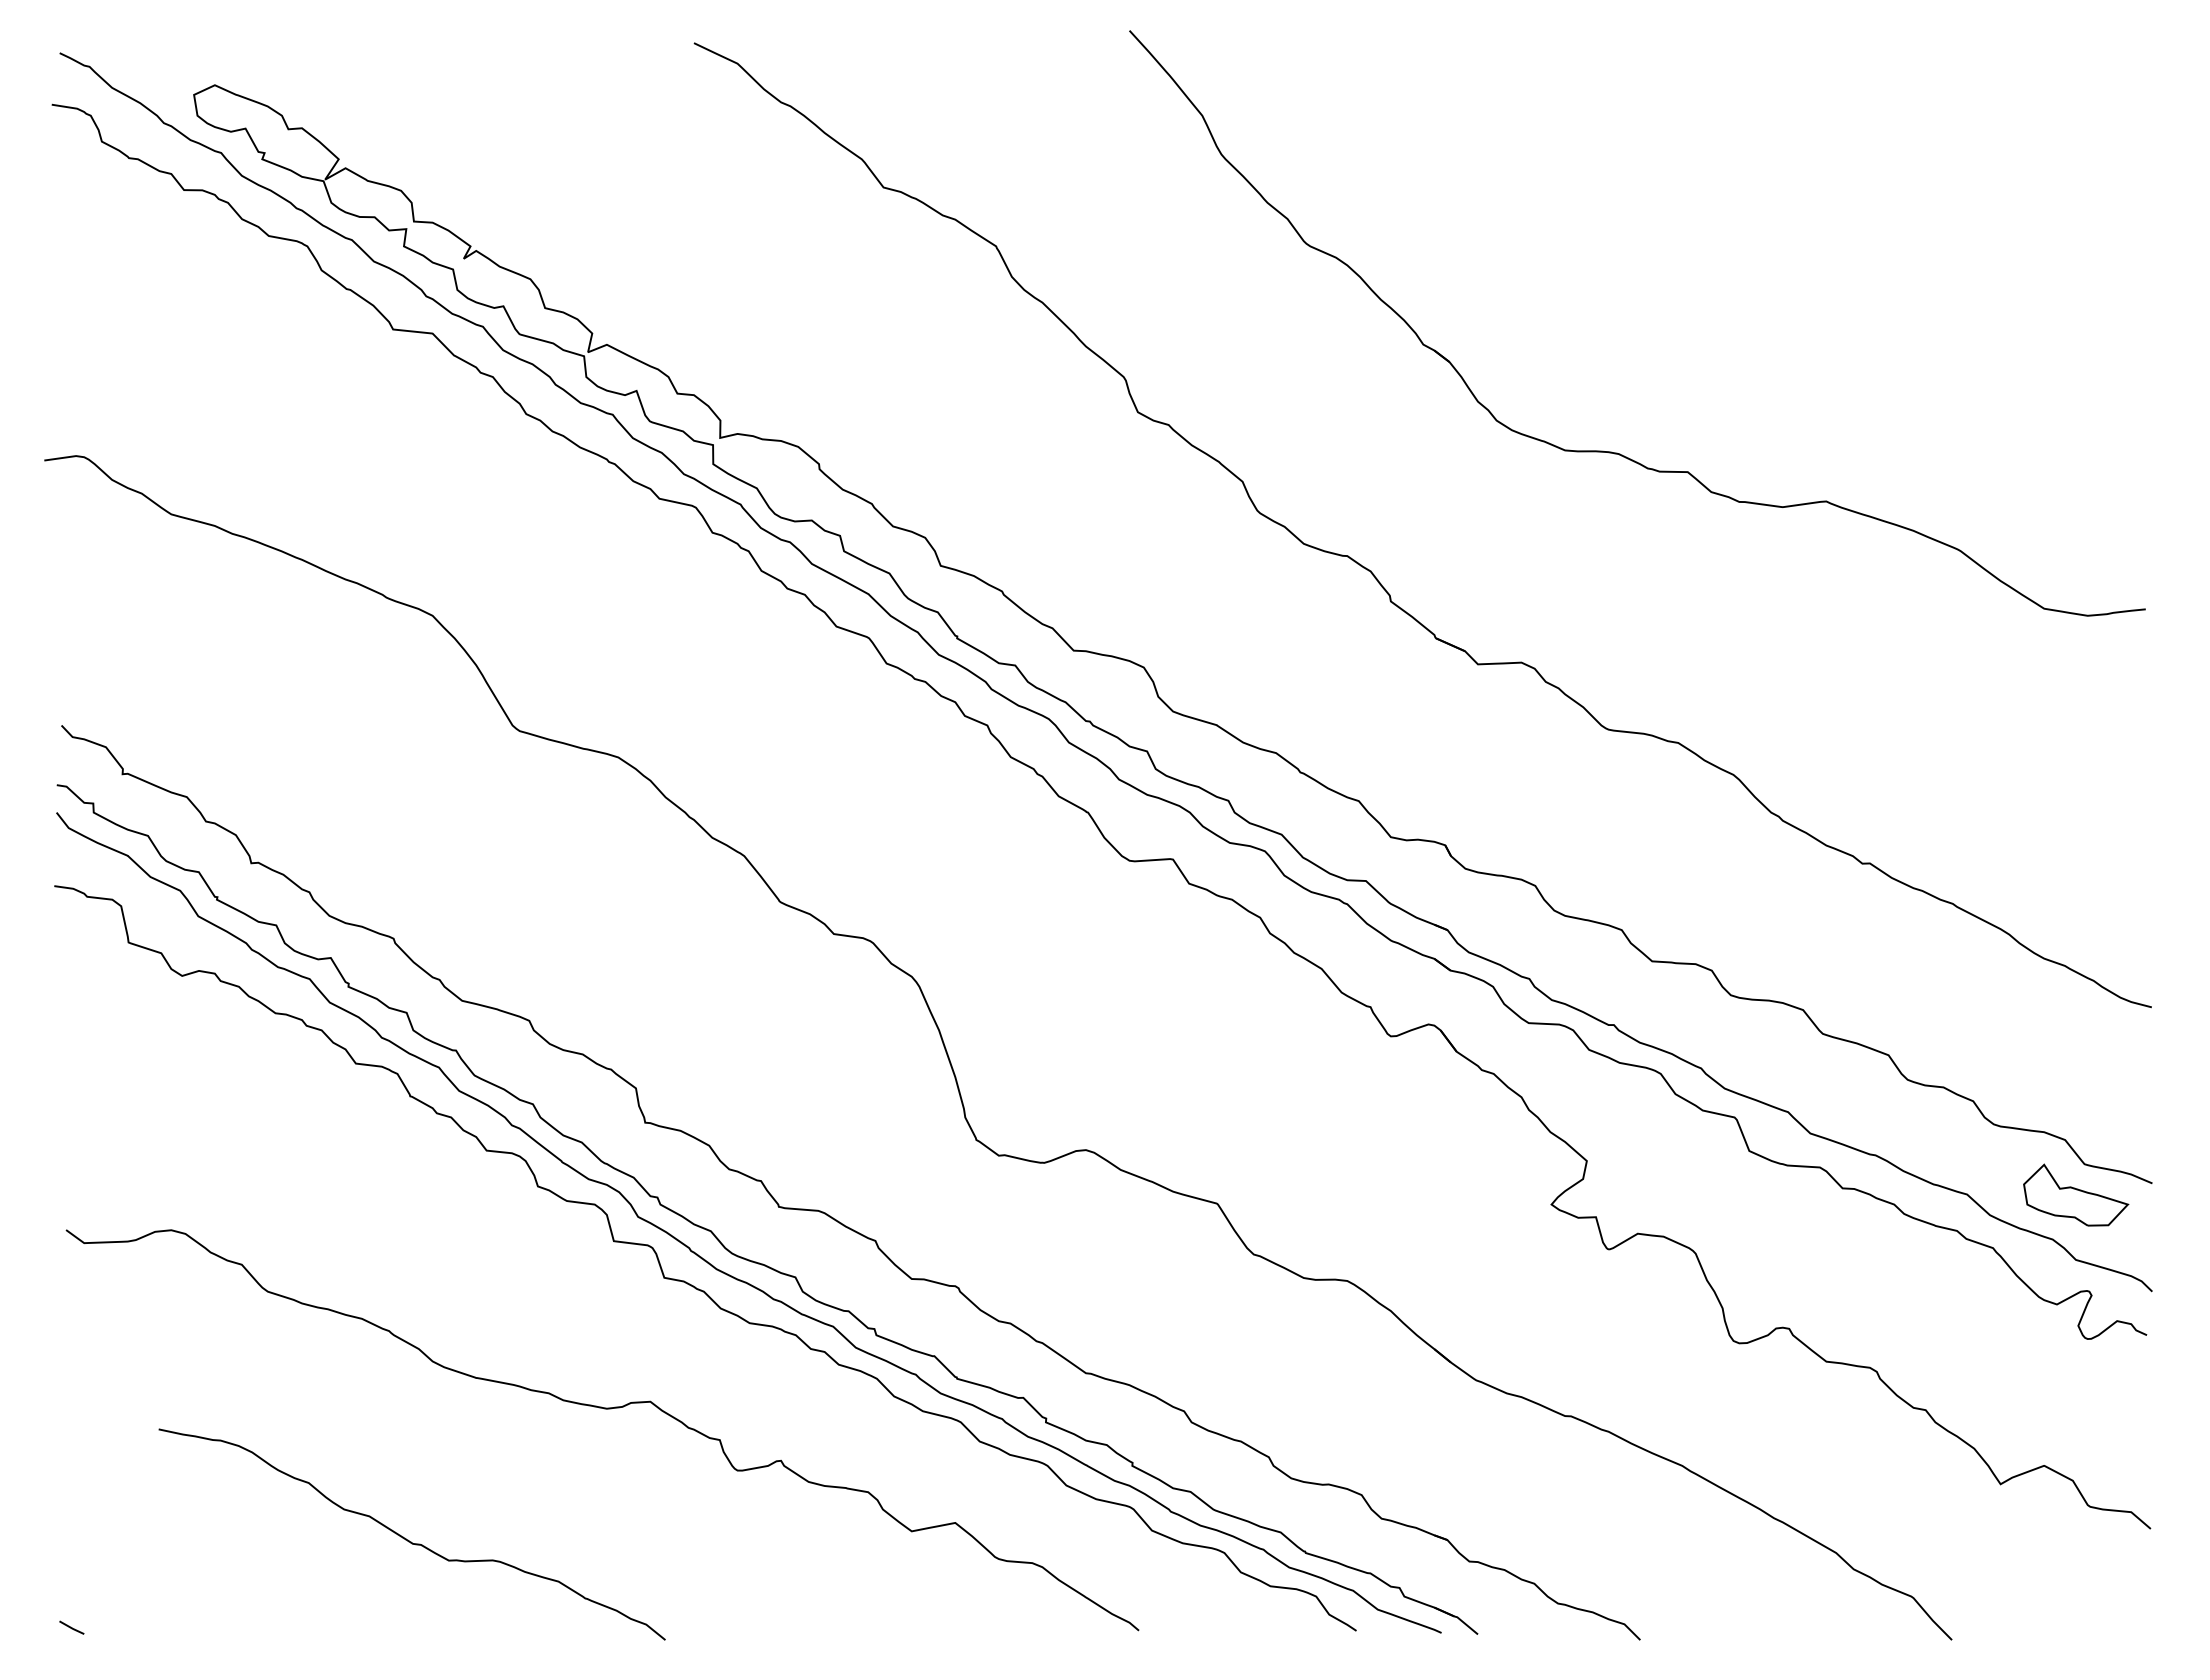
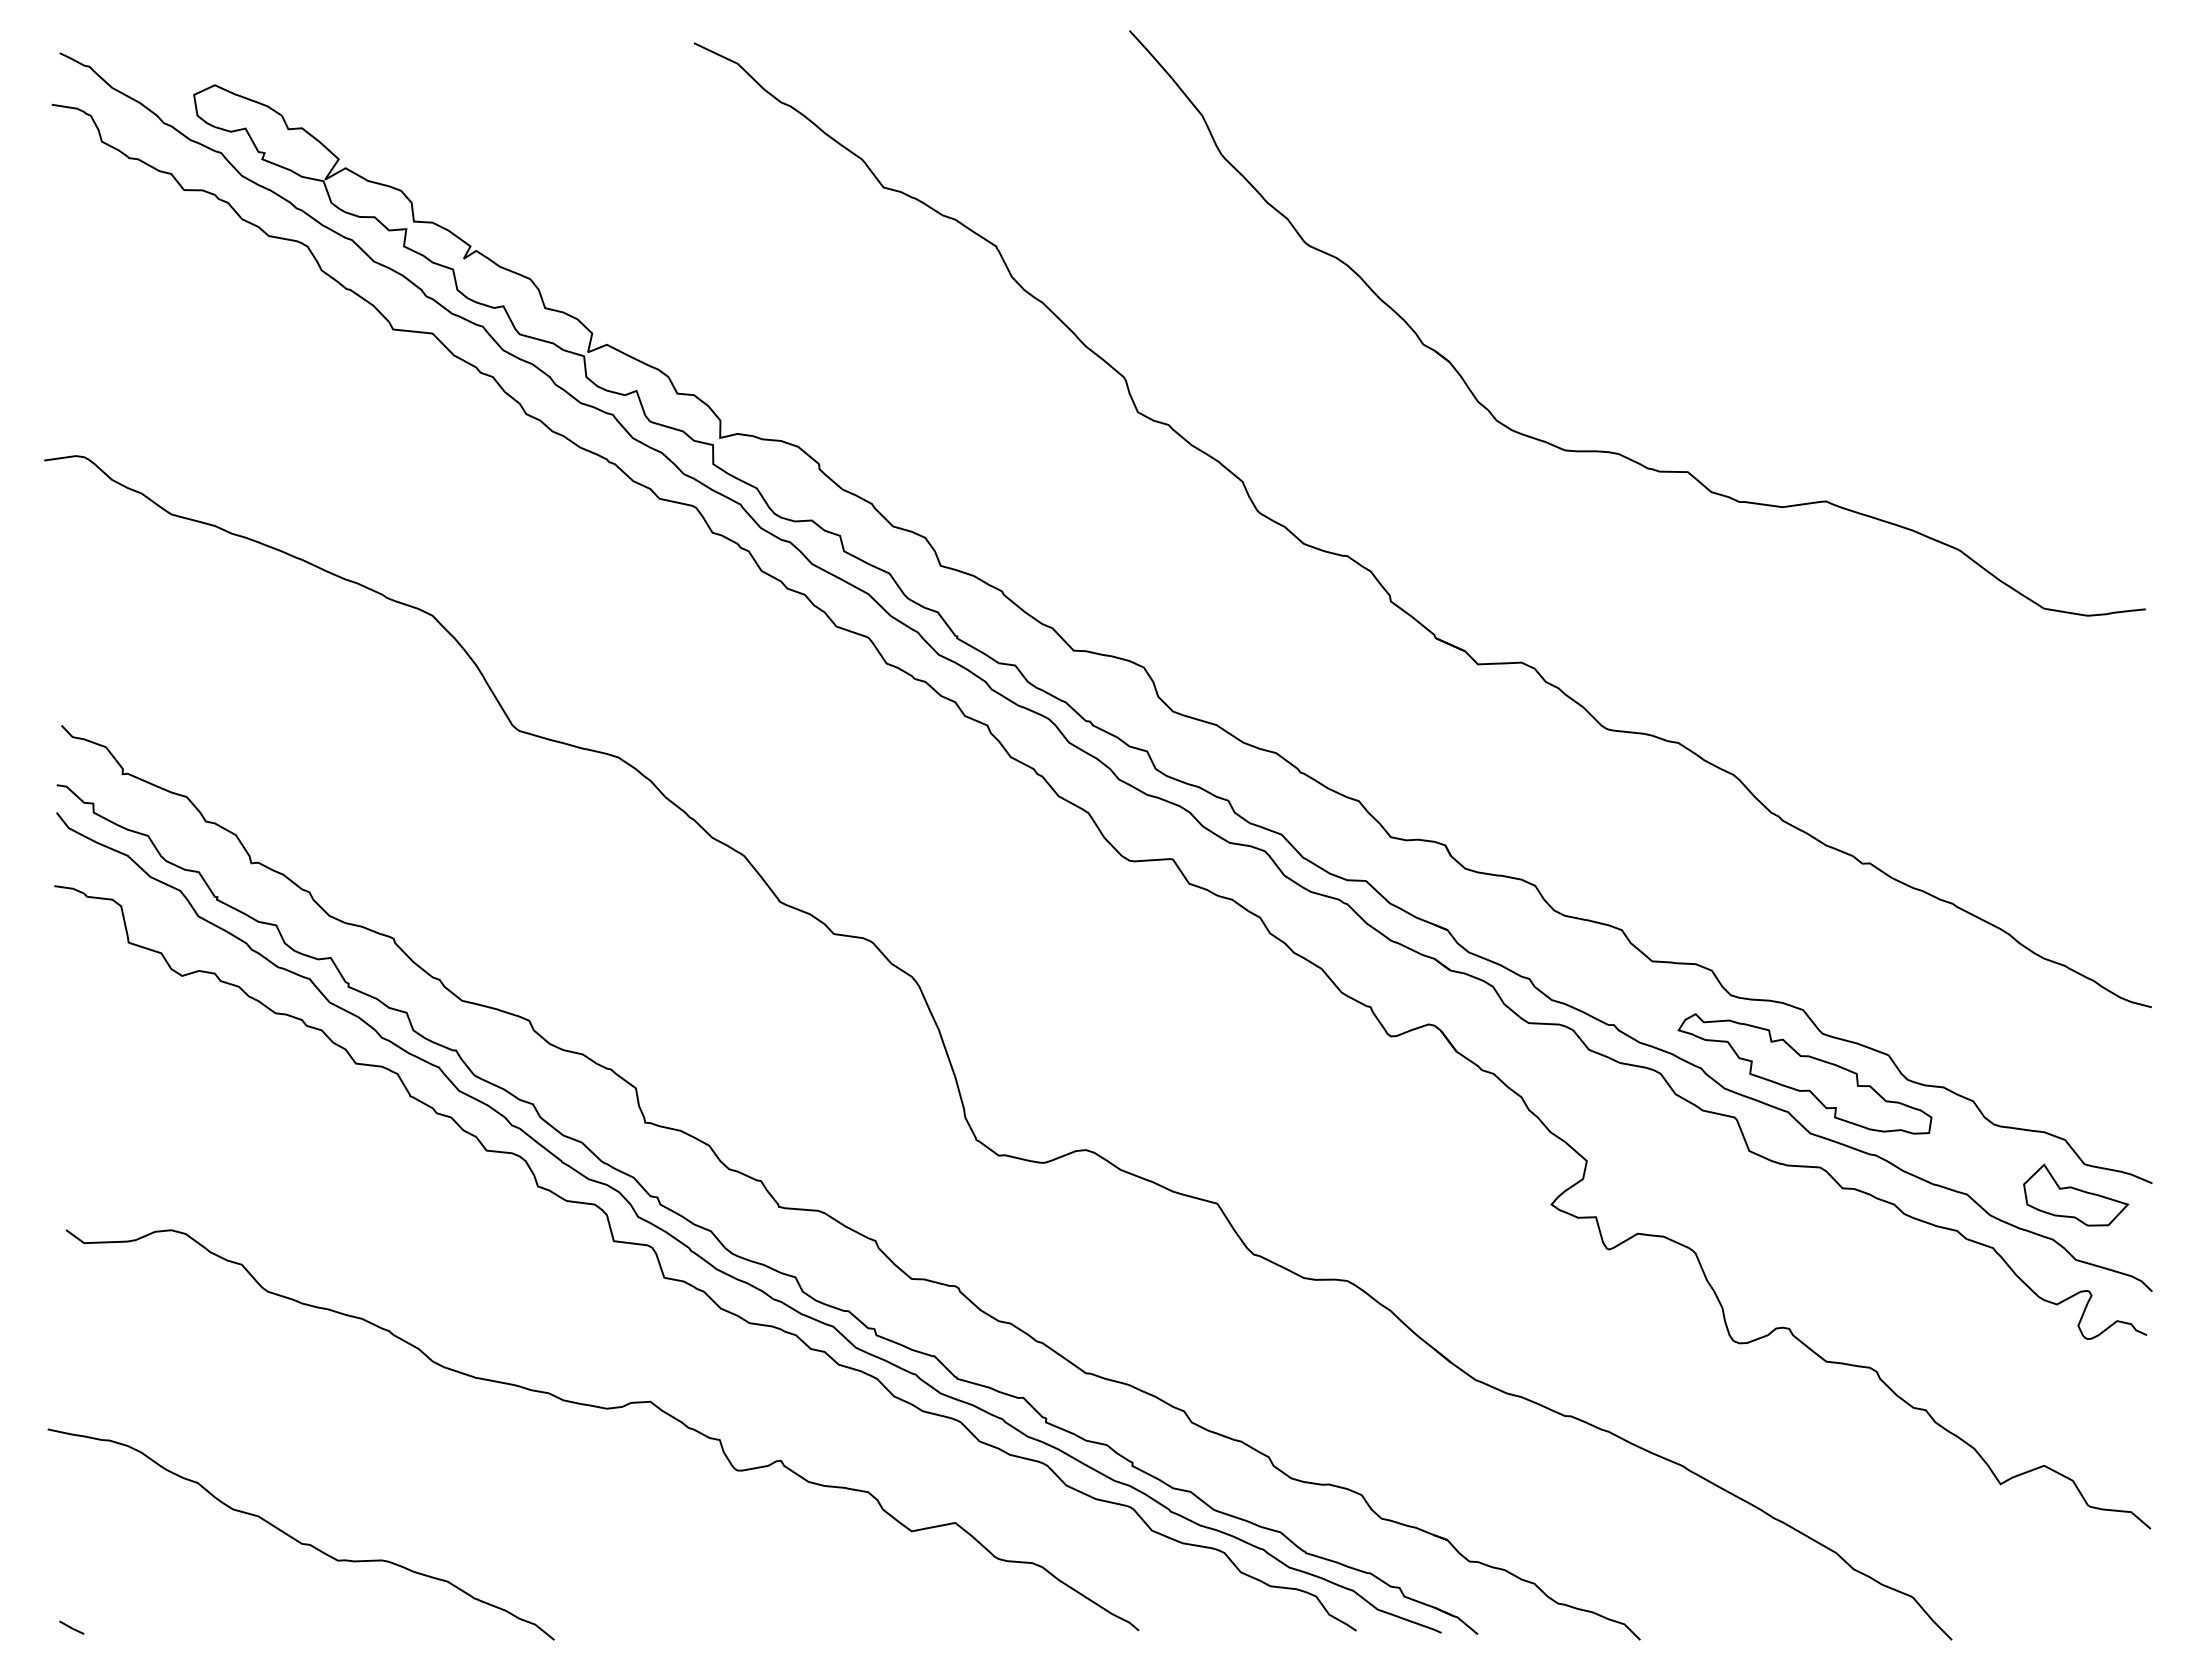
part: none -> present (1804, 1073)
curve position: (408, 1539) -> (297, 1539) (297, 1539)
